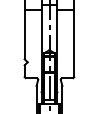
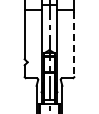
line: solid -> dashed (74, 44)
